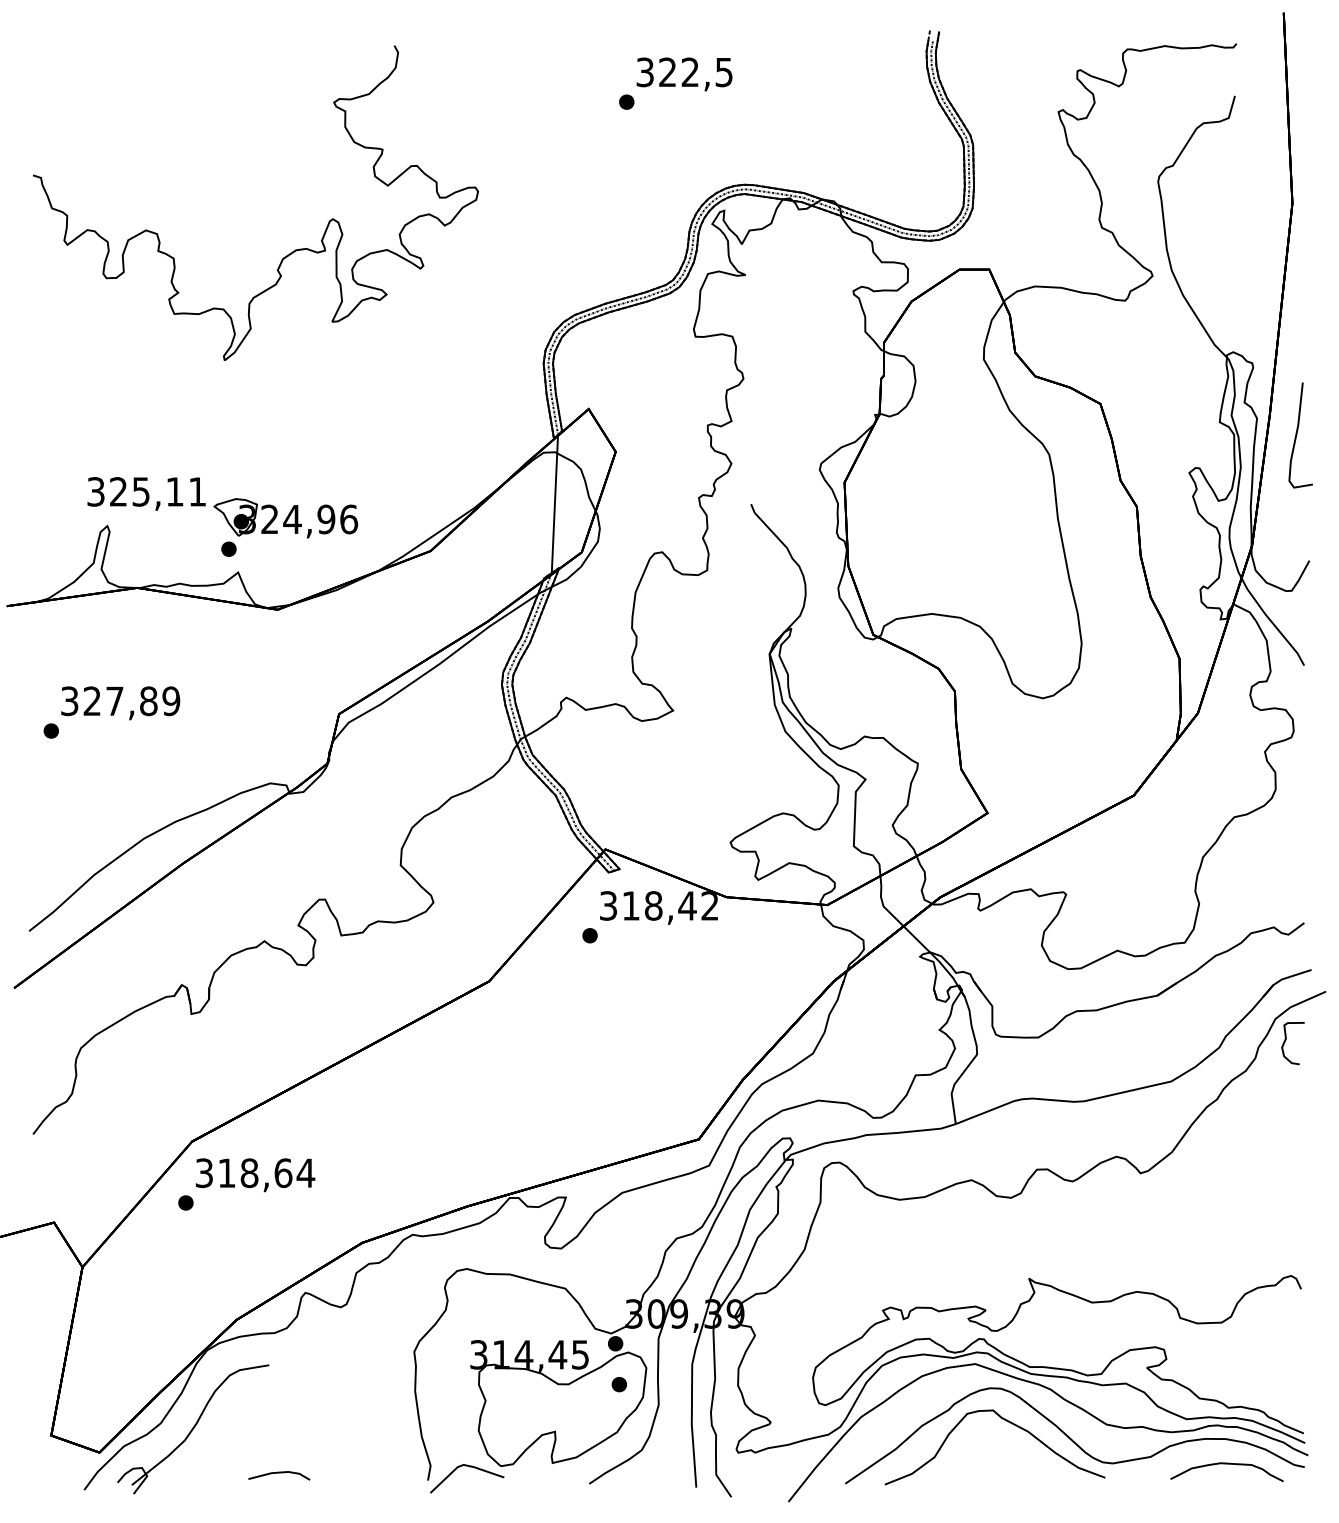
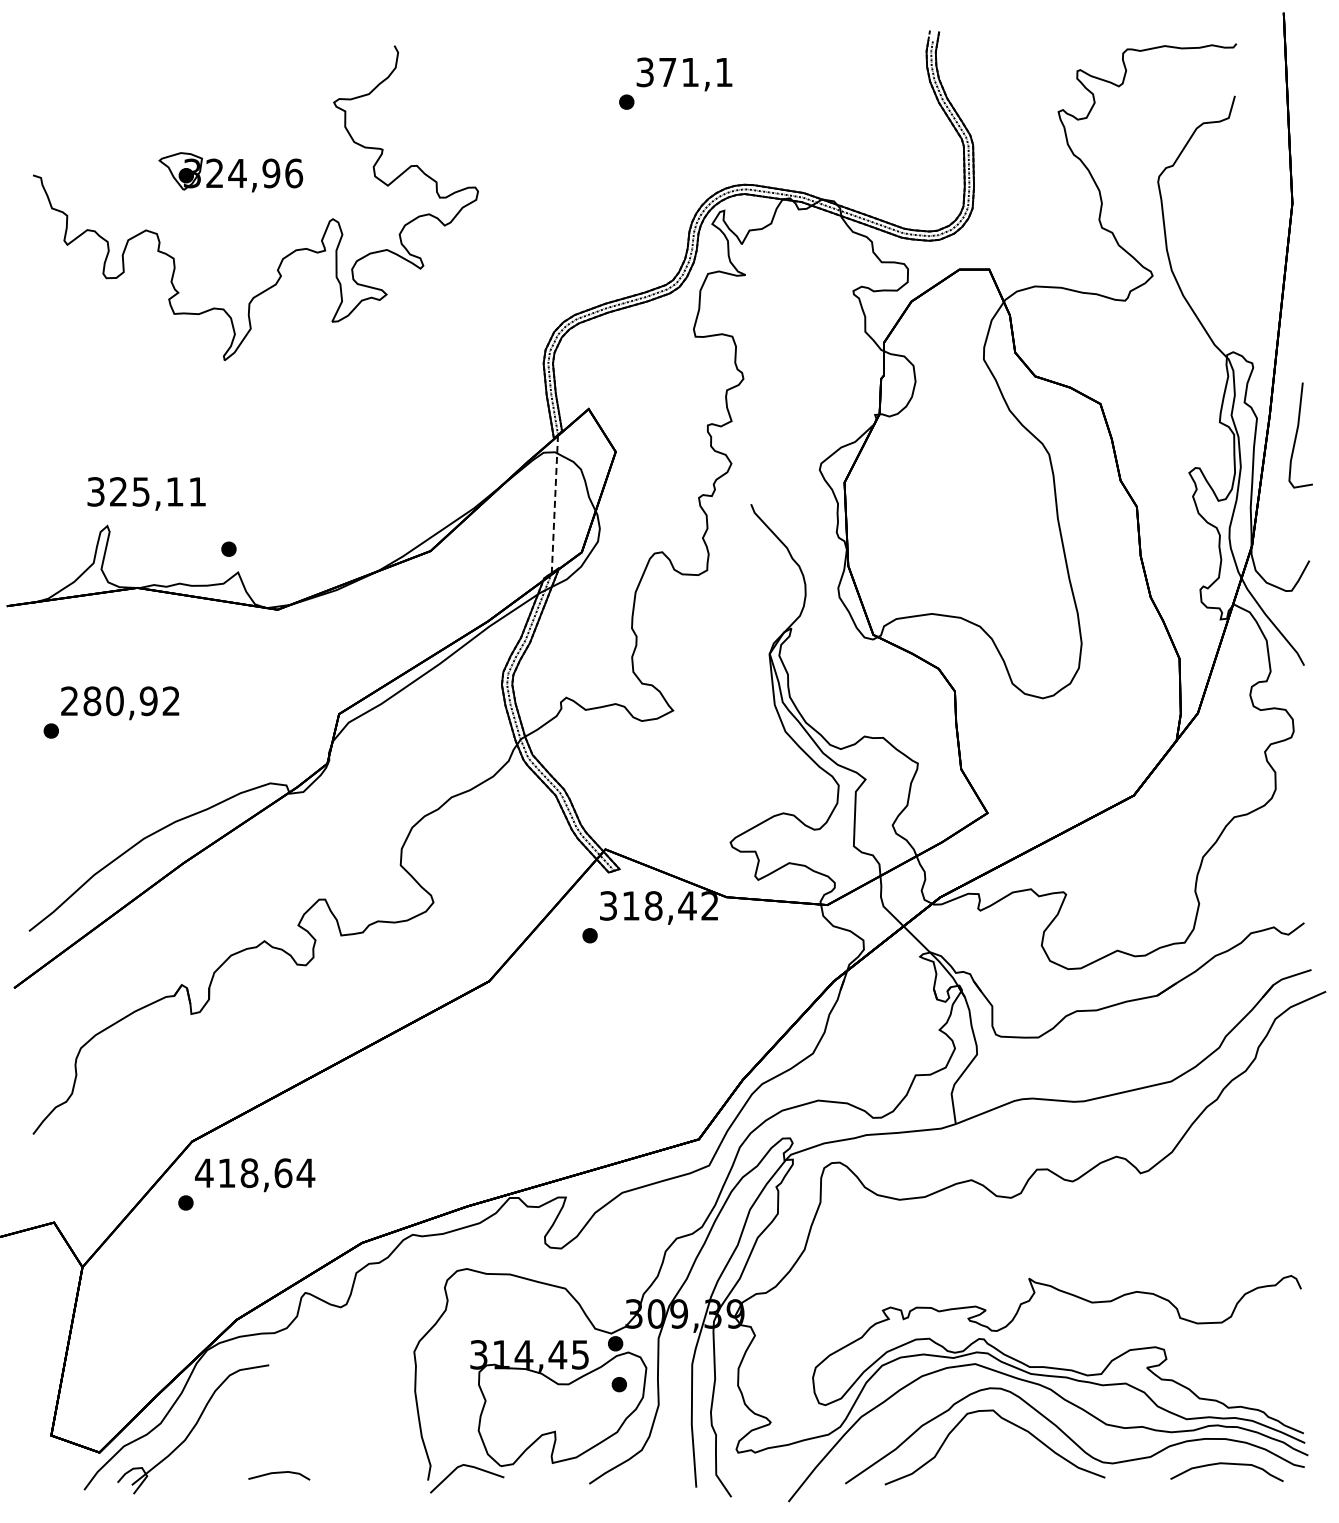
text: 322,5 -> 371,1 (695, 72)
line: solid -> dashed (554, 504)
part position: (285, 518) -> (230, 172) (230, 172)
text: 327,89 -> 280,92 (120, 701)
curve: present -> none (1286, 1040)
text: 318,64 -> 418,64 (204, 1173)
